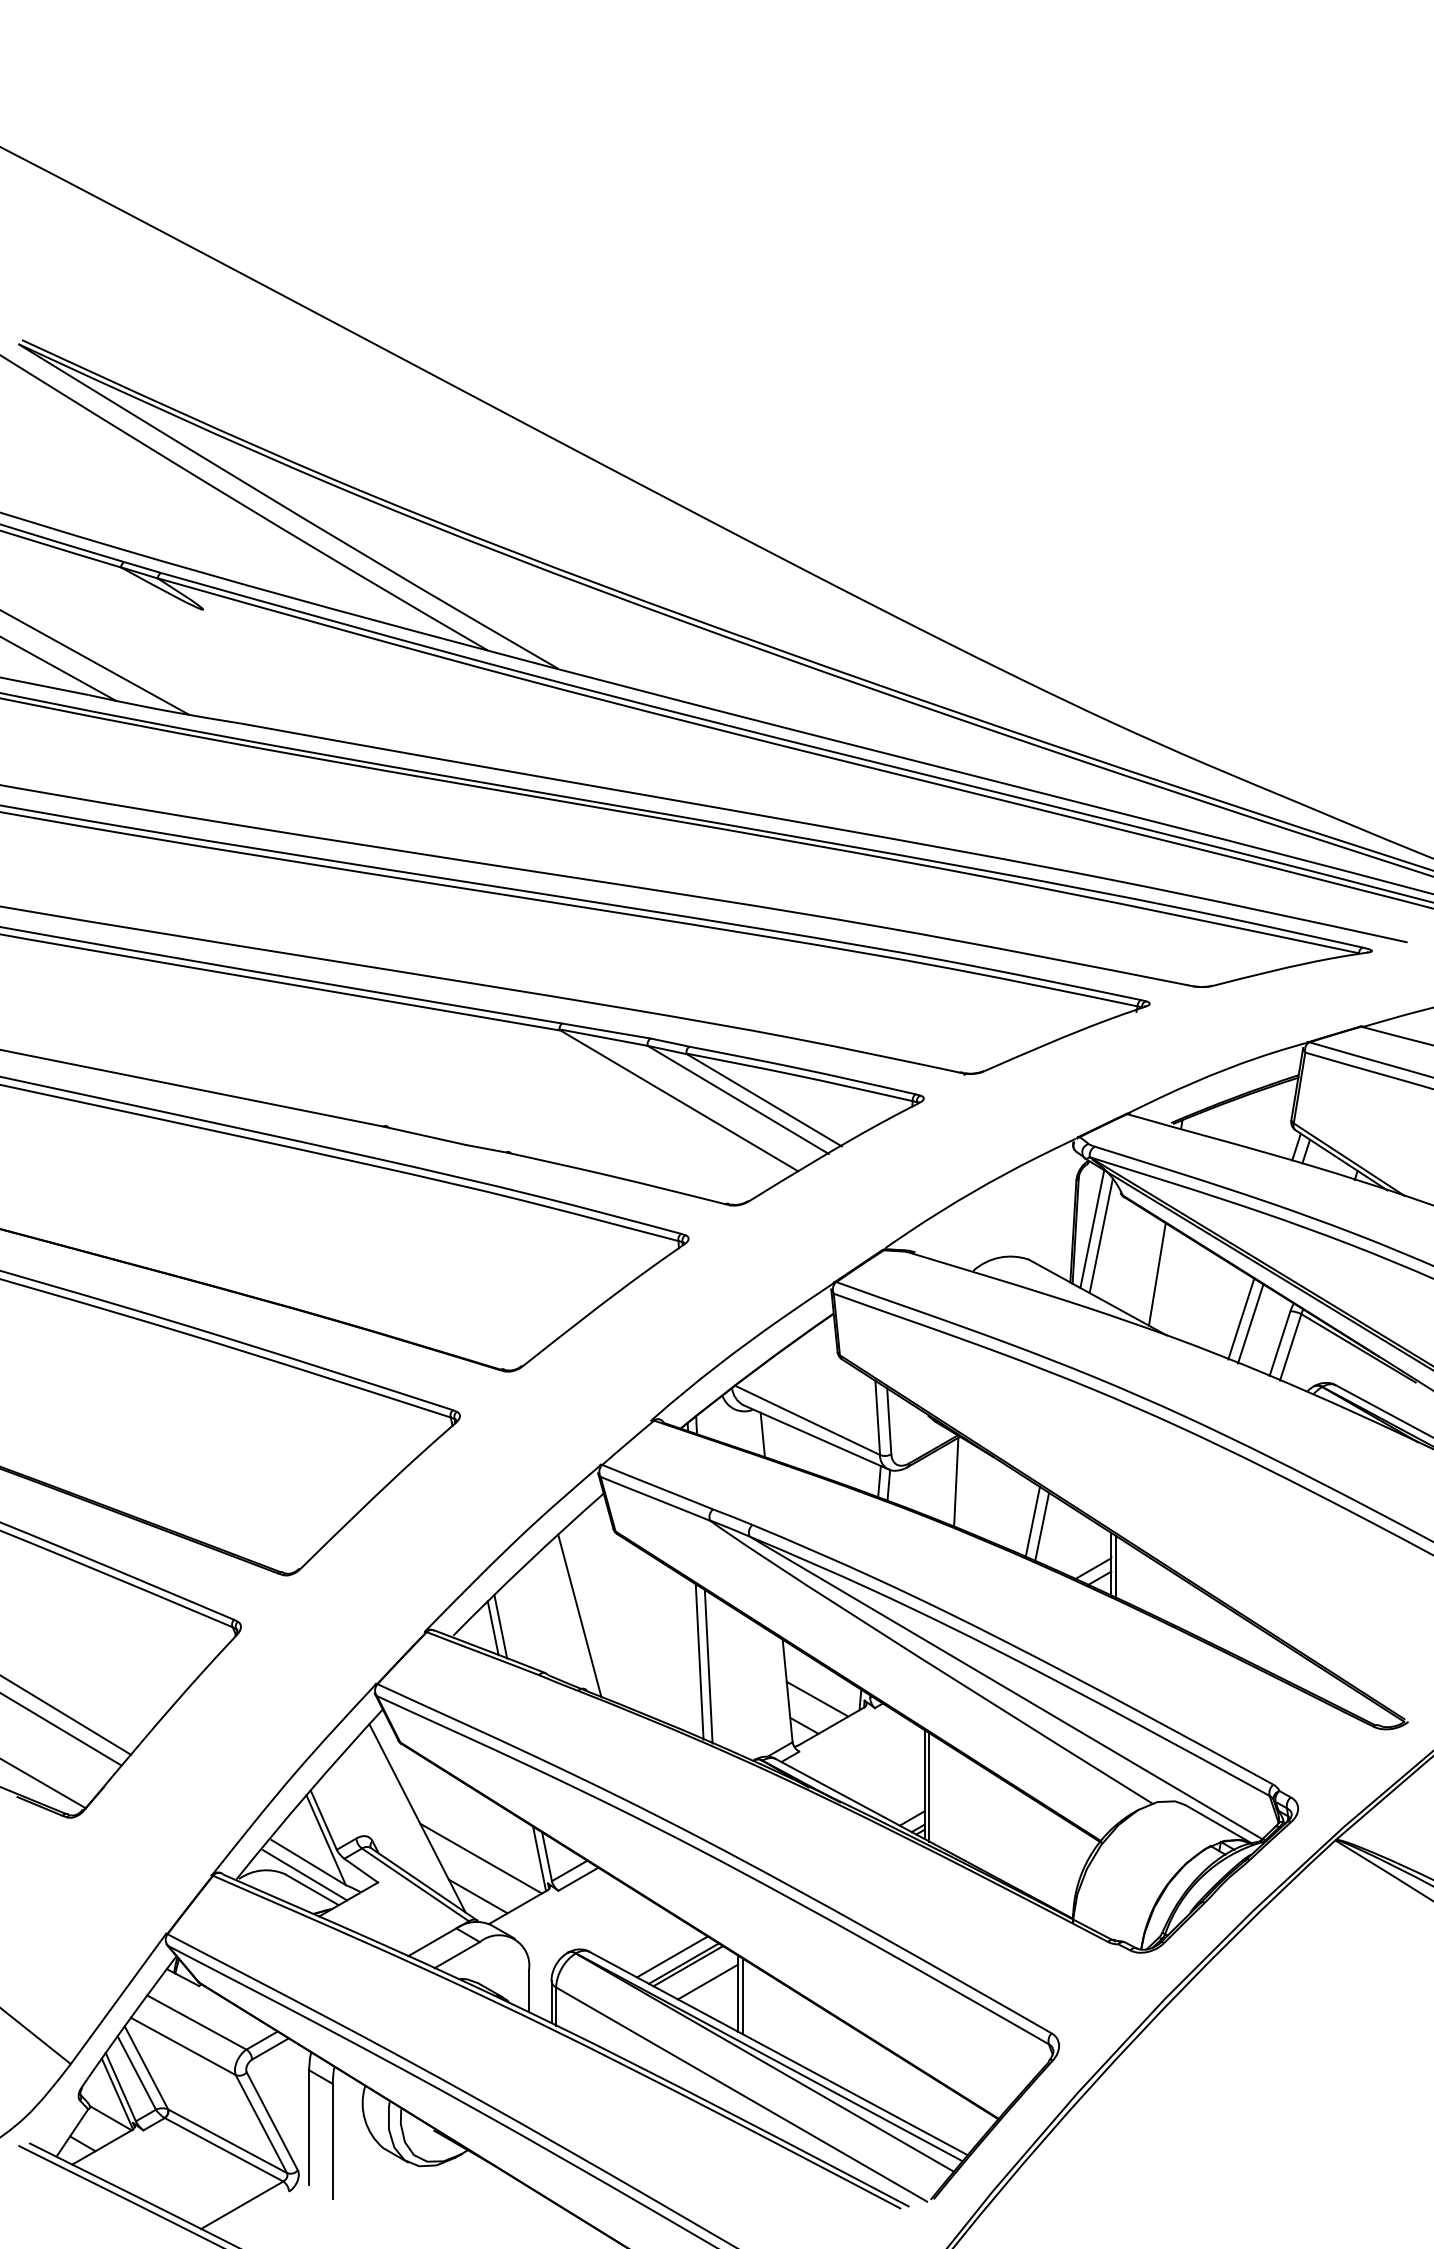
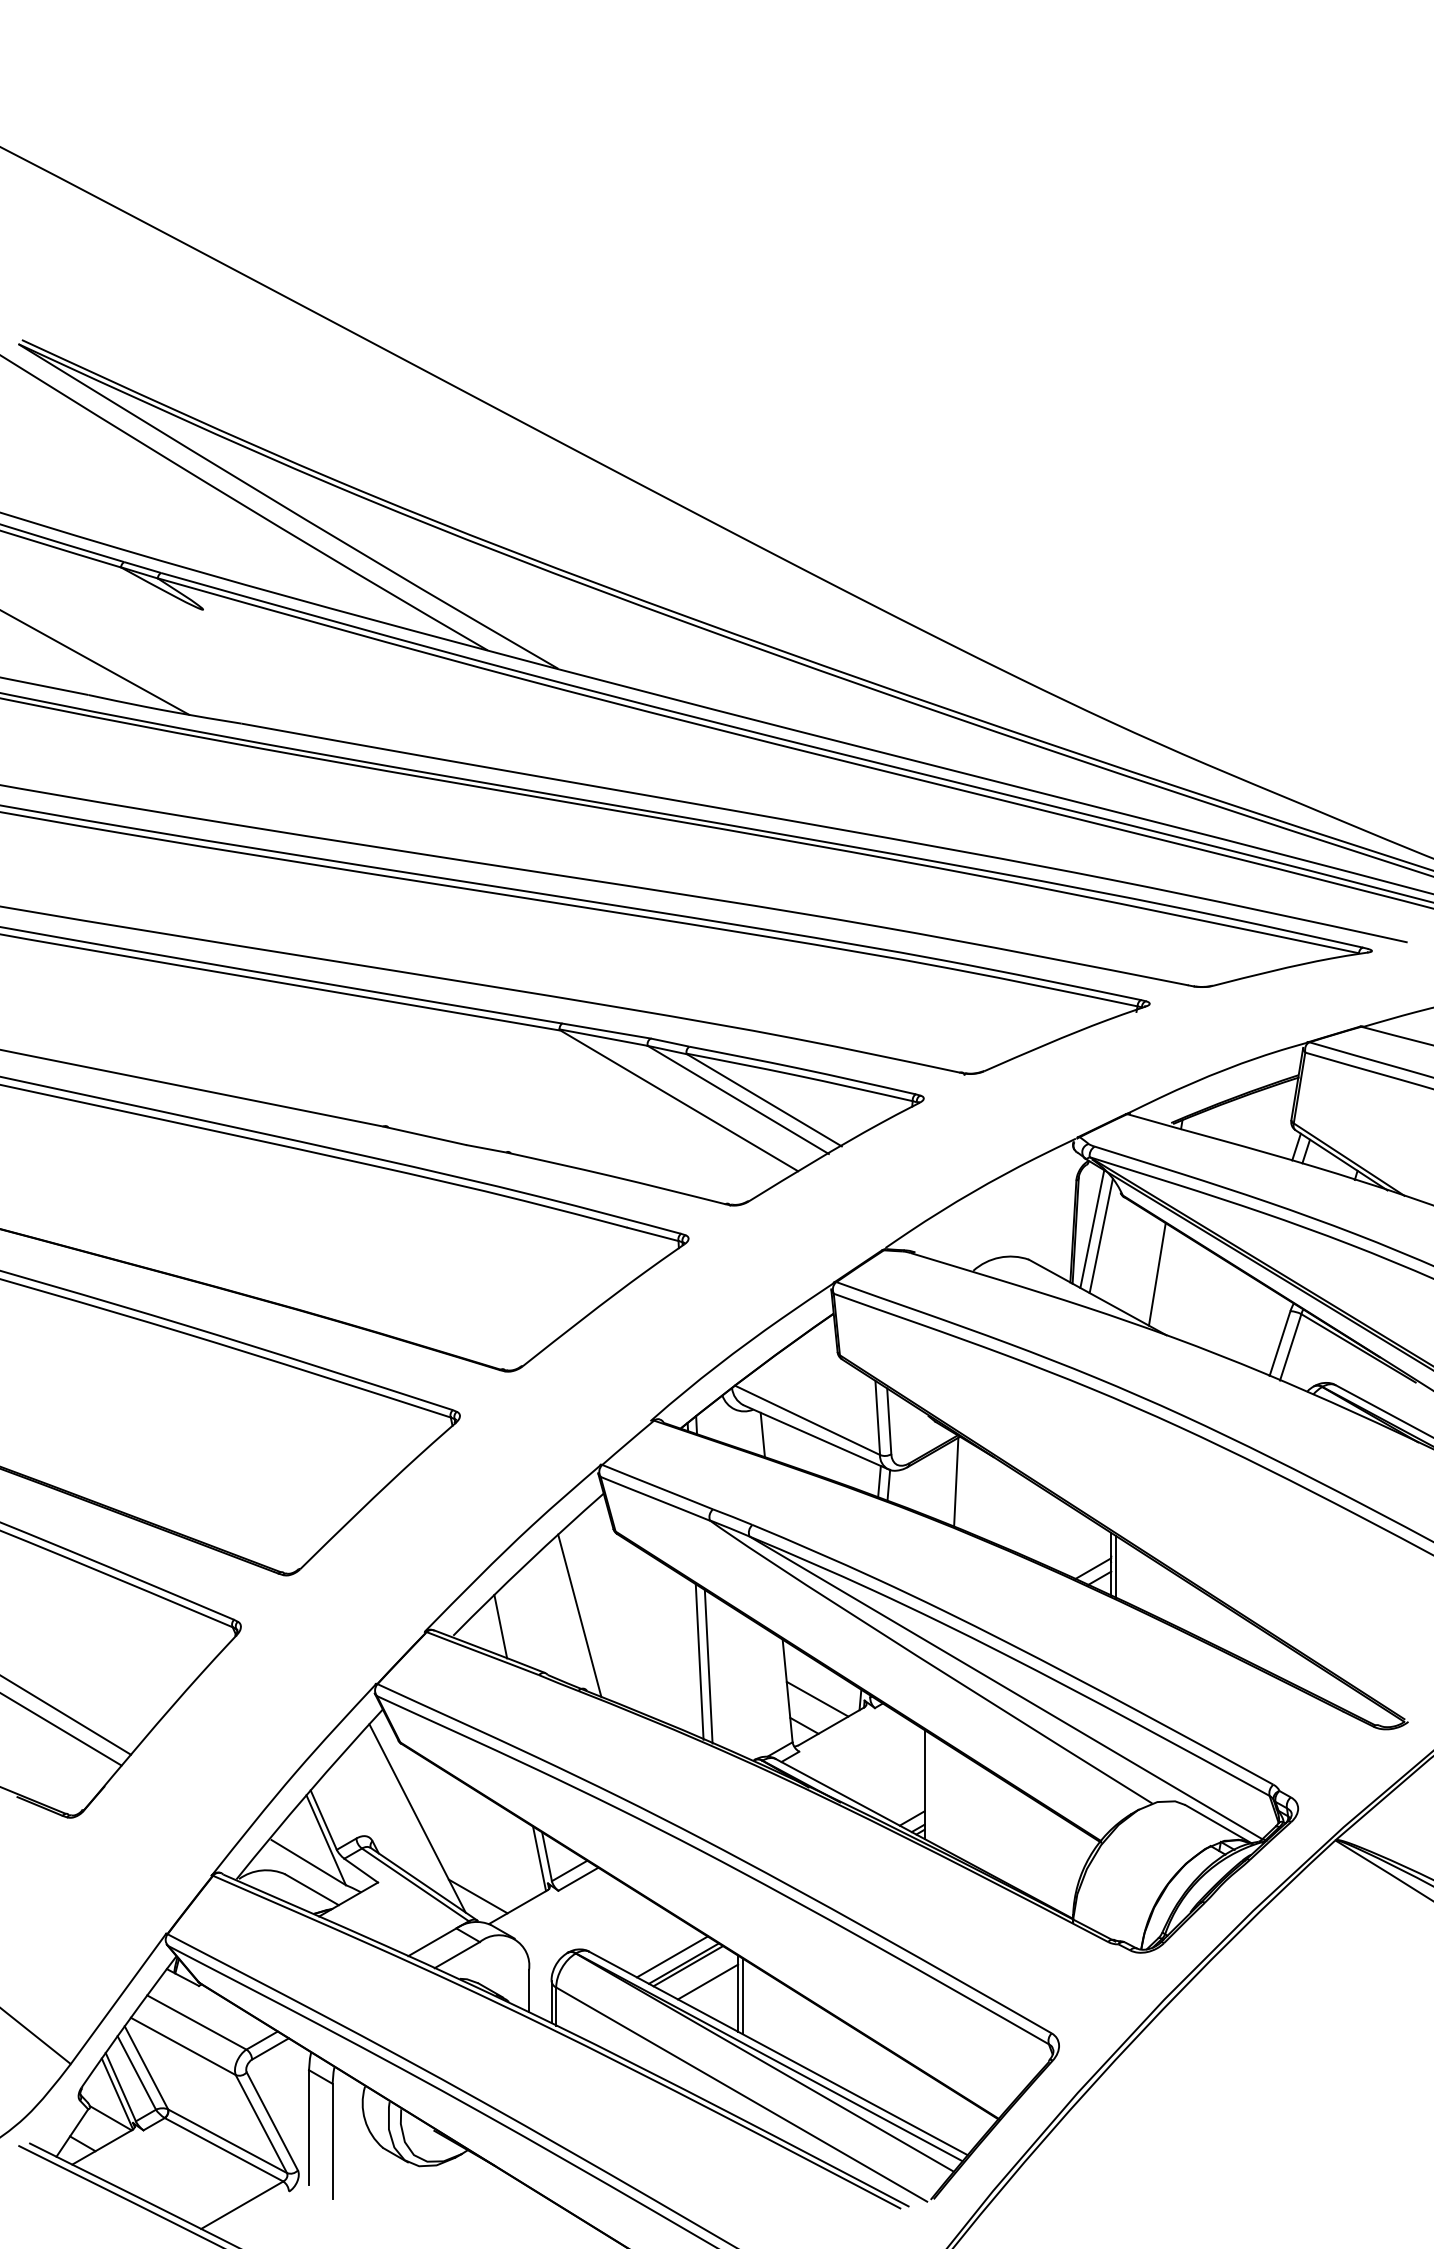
line: present -> none (58, 669)
line: present -> none (1241, 1318)
line: present -> none (1250, 1323)
line: present -> none (1032, 1521)
line: present -> none (1042, 1526)
line: present -> none (492, 1628)
line: present -> none (43, 1783)
line: present -> none (929, 1787)
line: present -> none (481, 1858)
line: present -> none (305, 1875)
